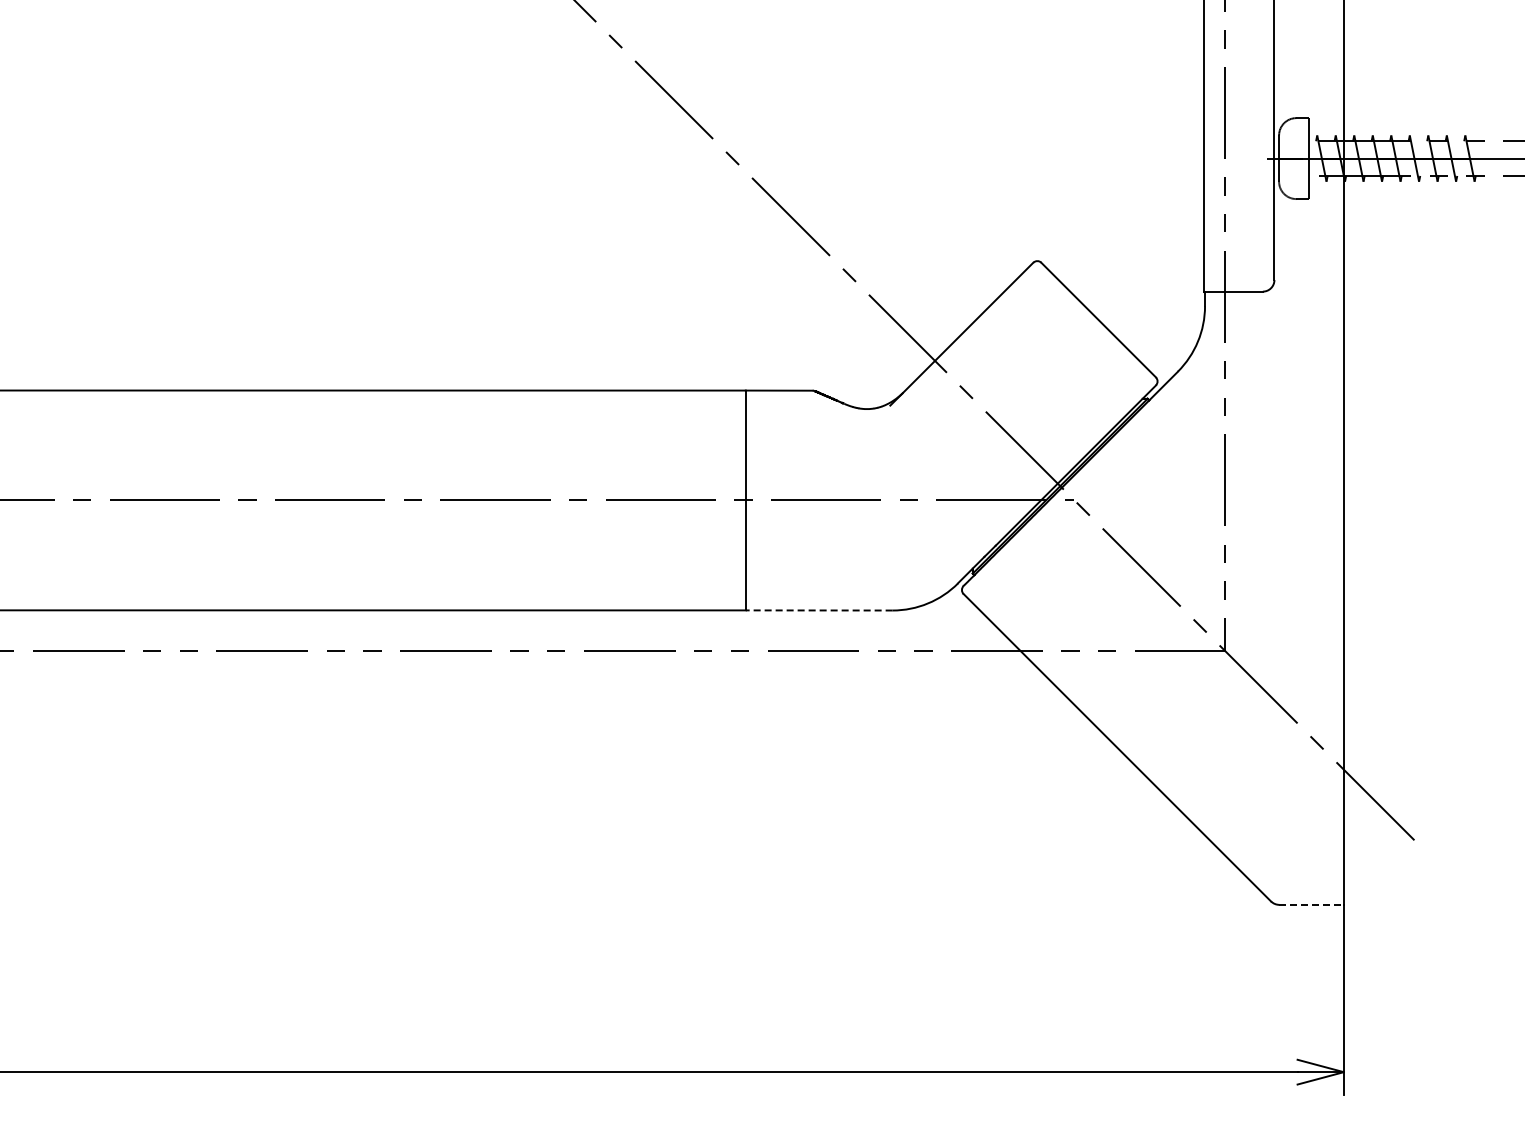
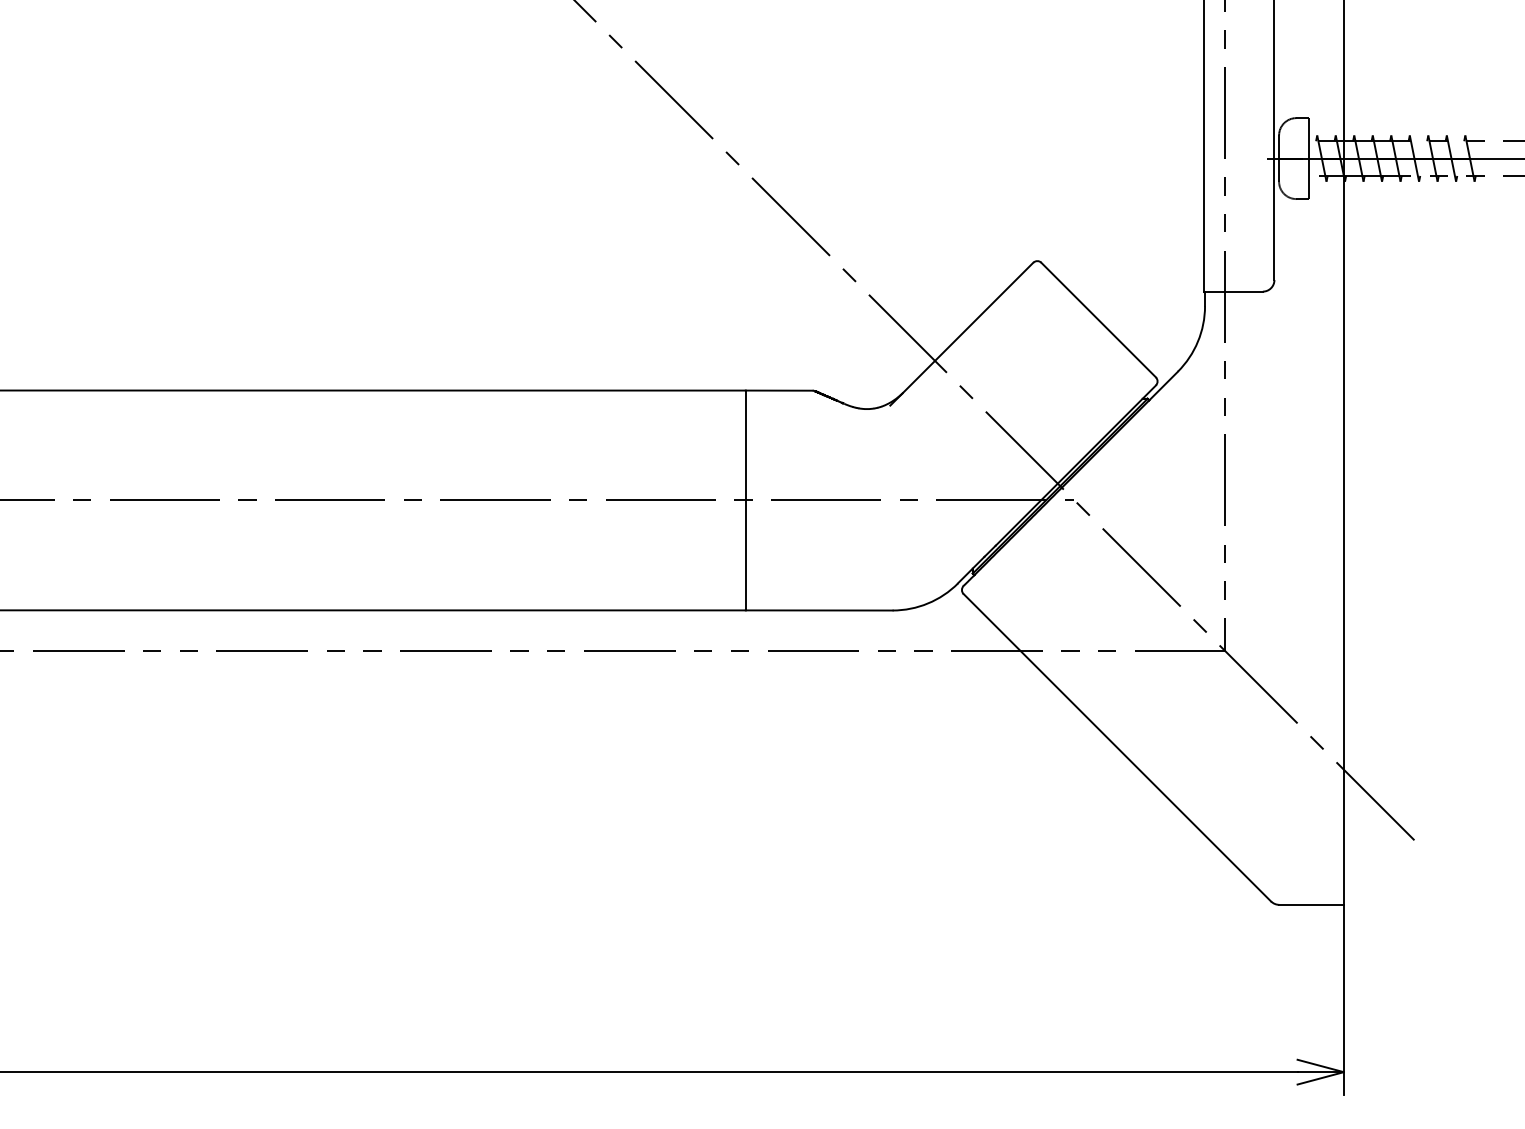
line: dashed -> solid (818, 610)
line: dashed -> solid (1312, 904)
